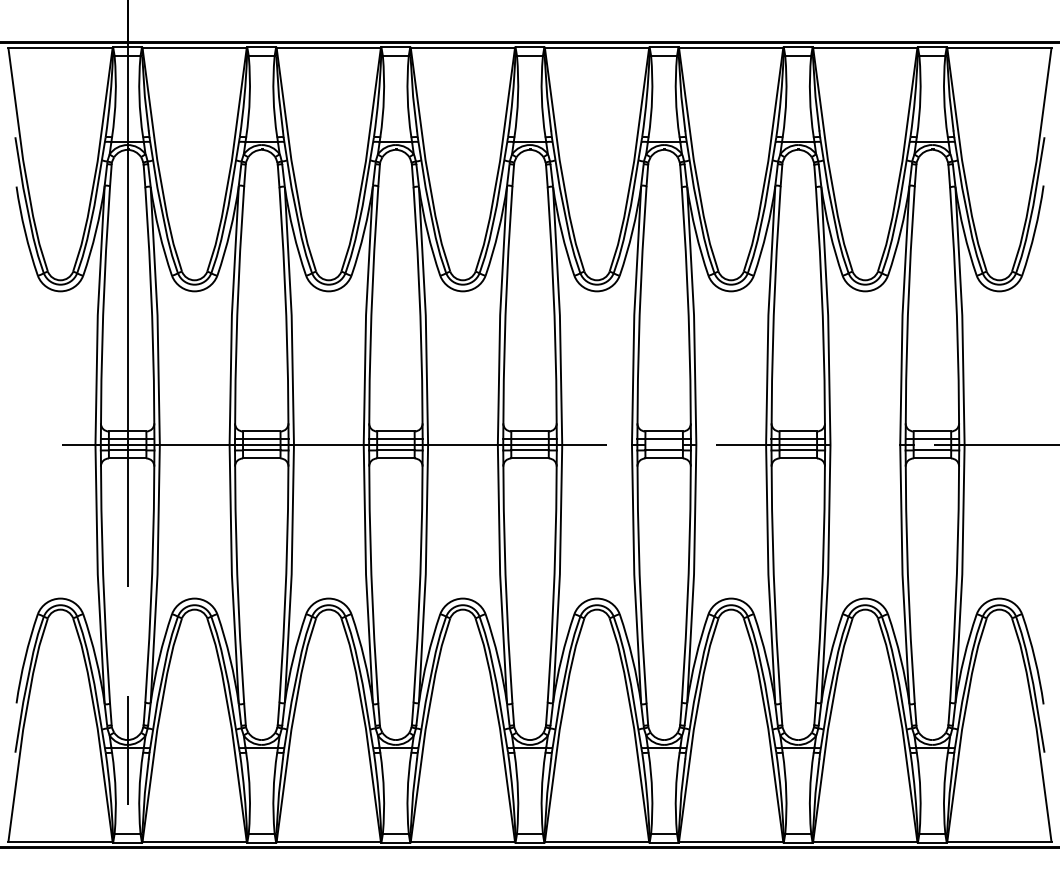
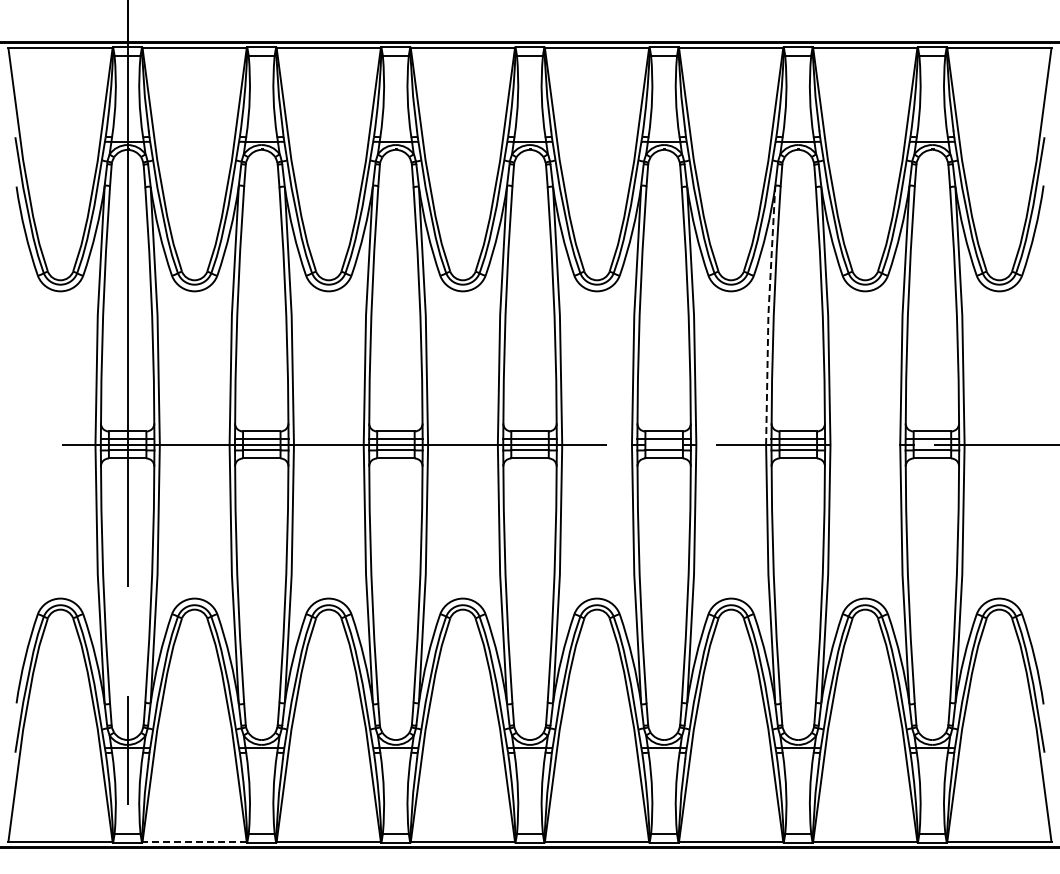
line: solid -> dashed (768, 315)
line: solid -> dashed (194, 842)
